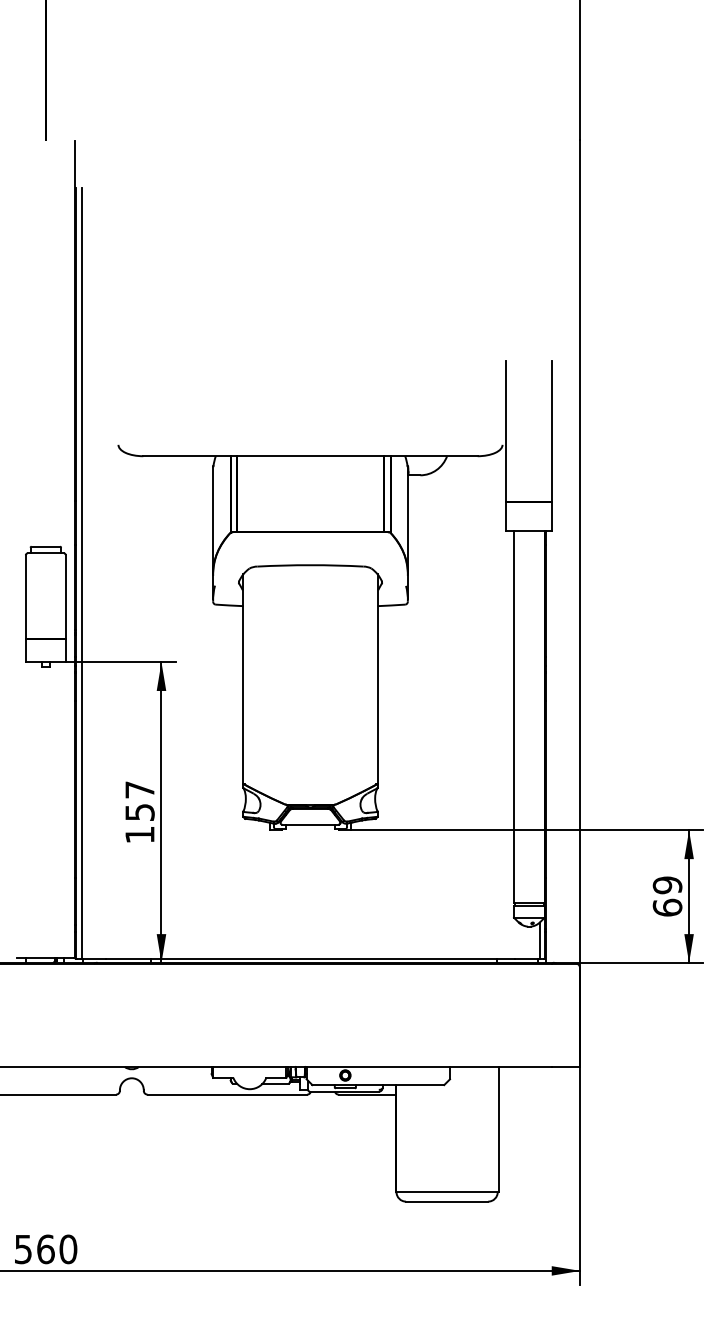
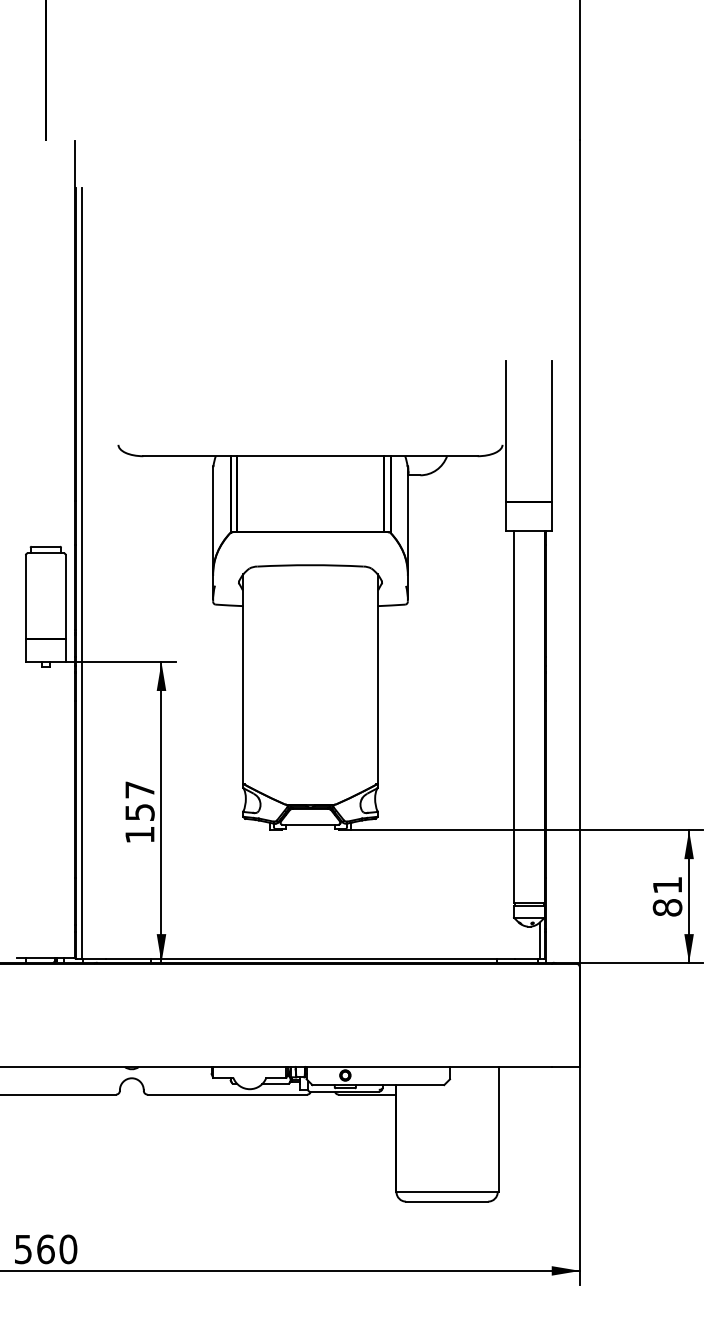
text: 69 -> 81 (667, 896)
